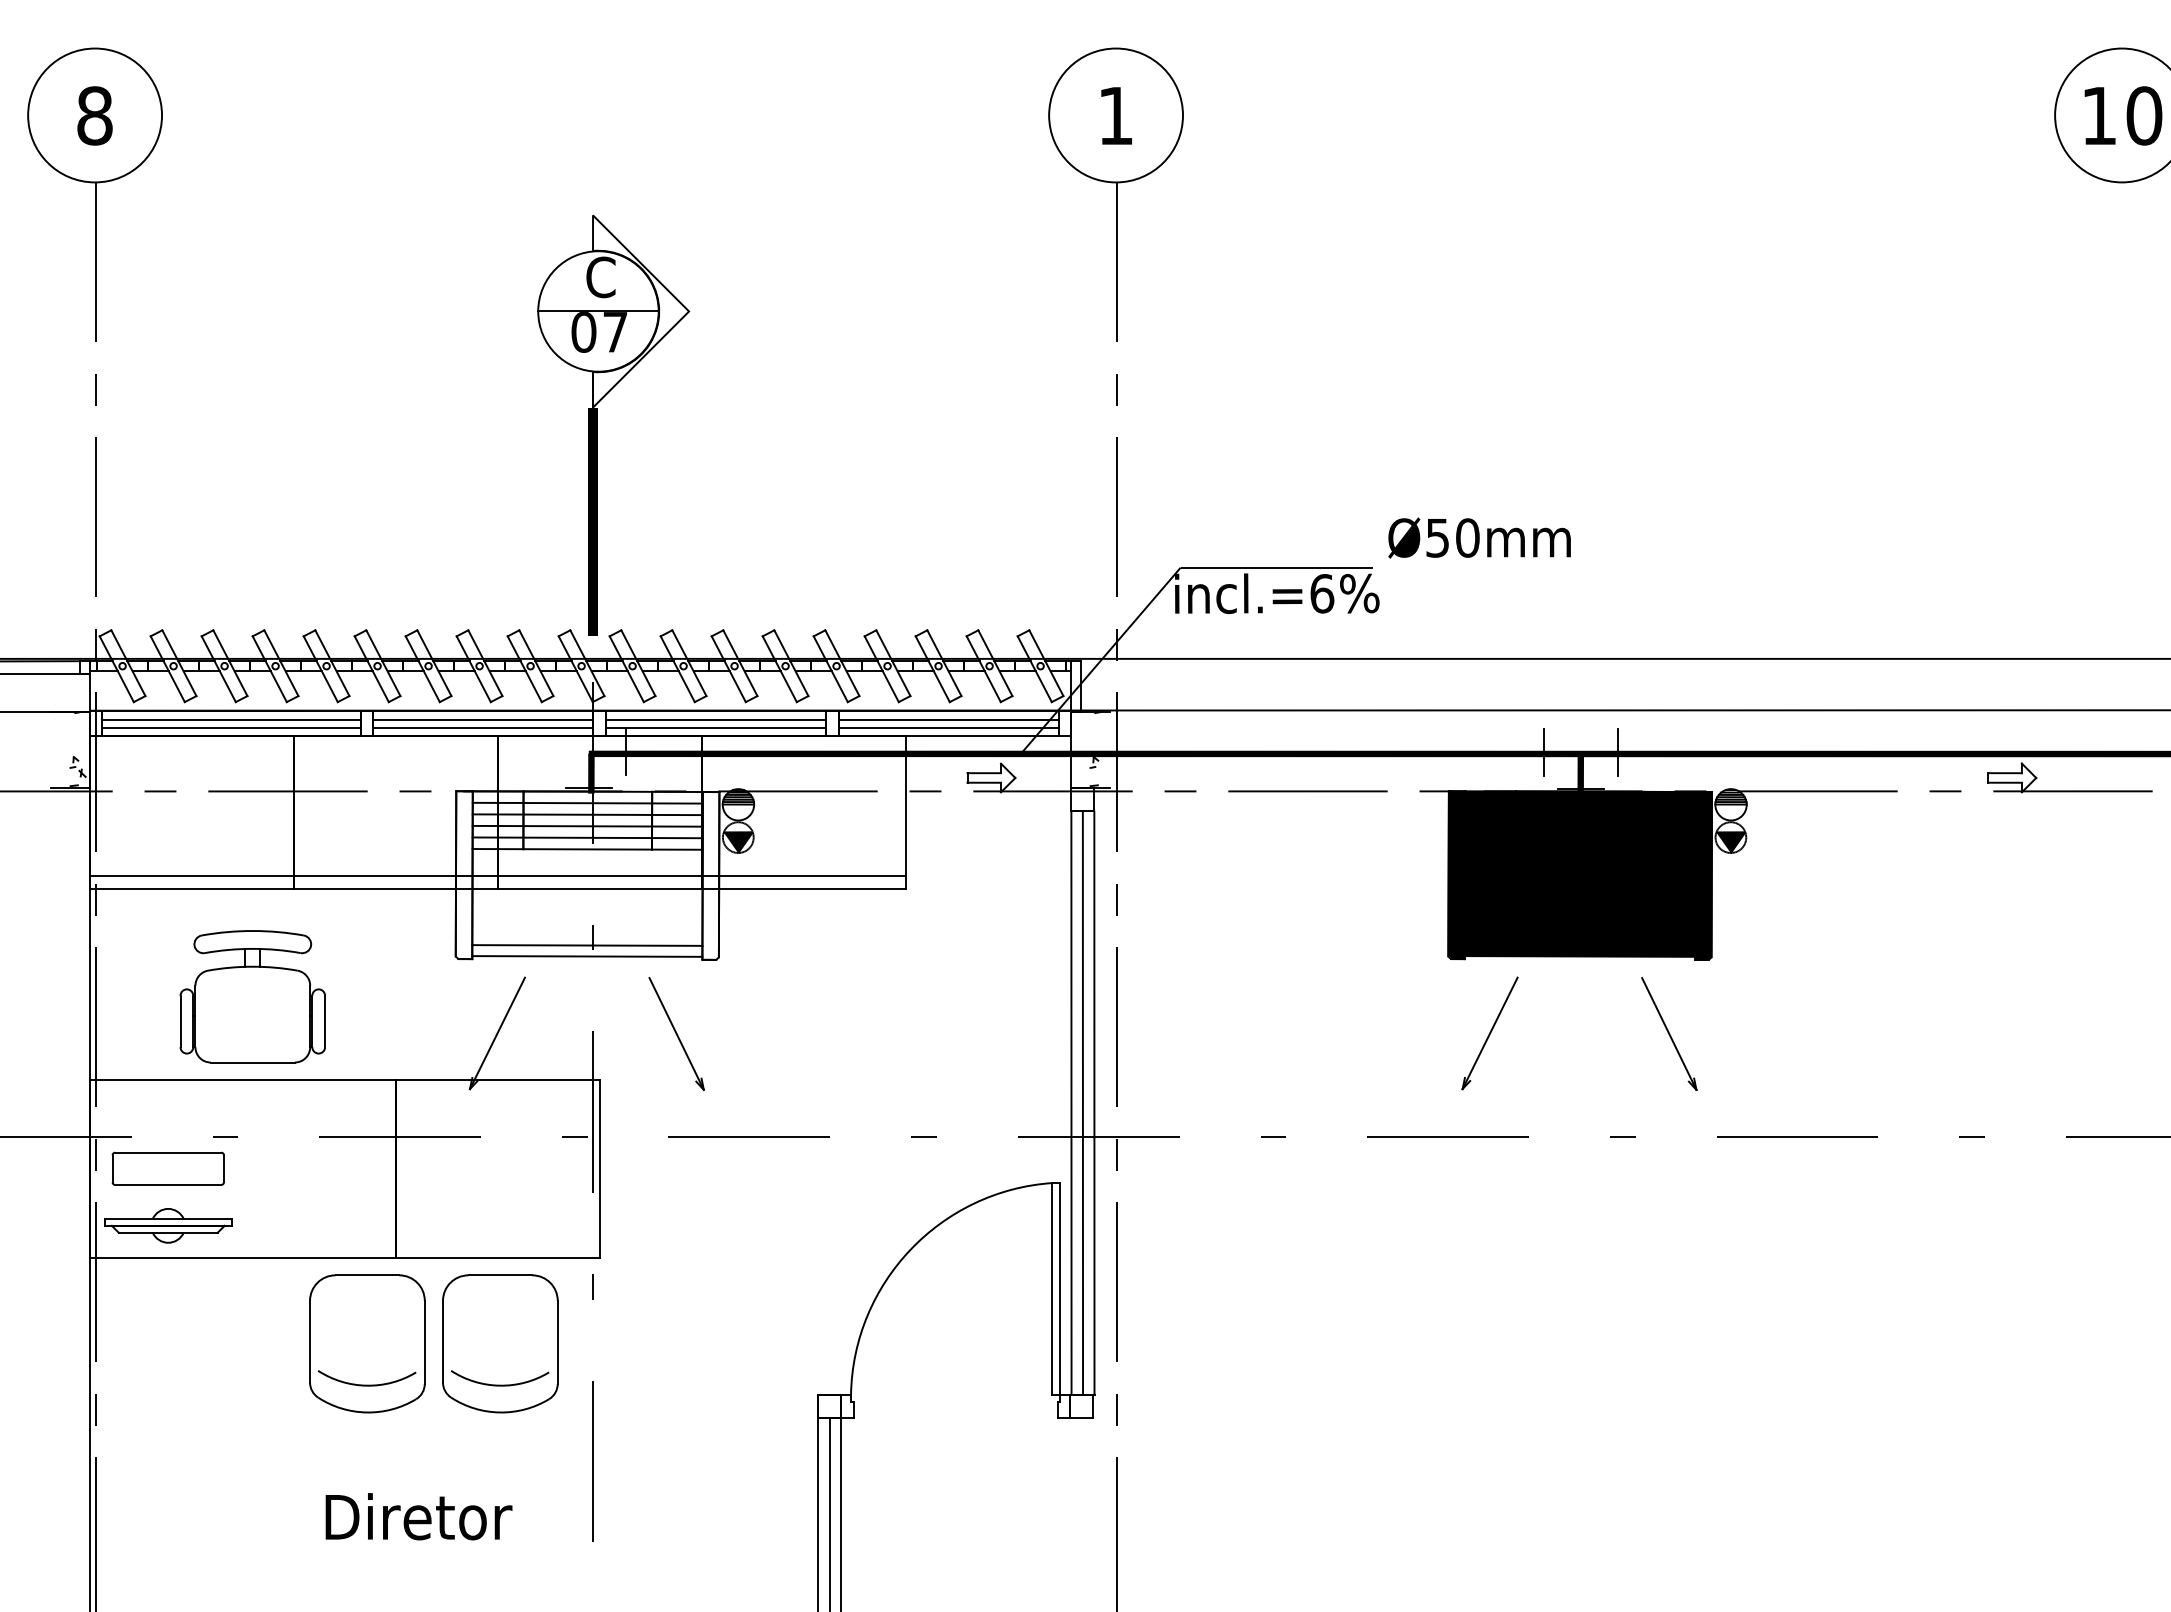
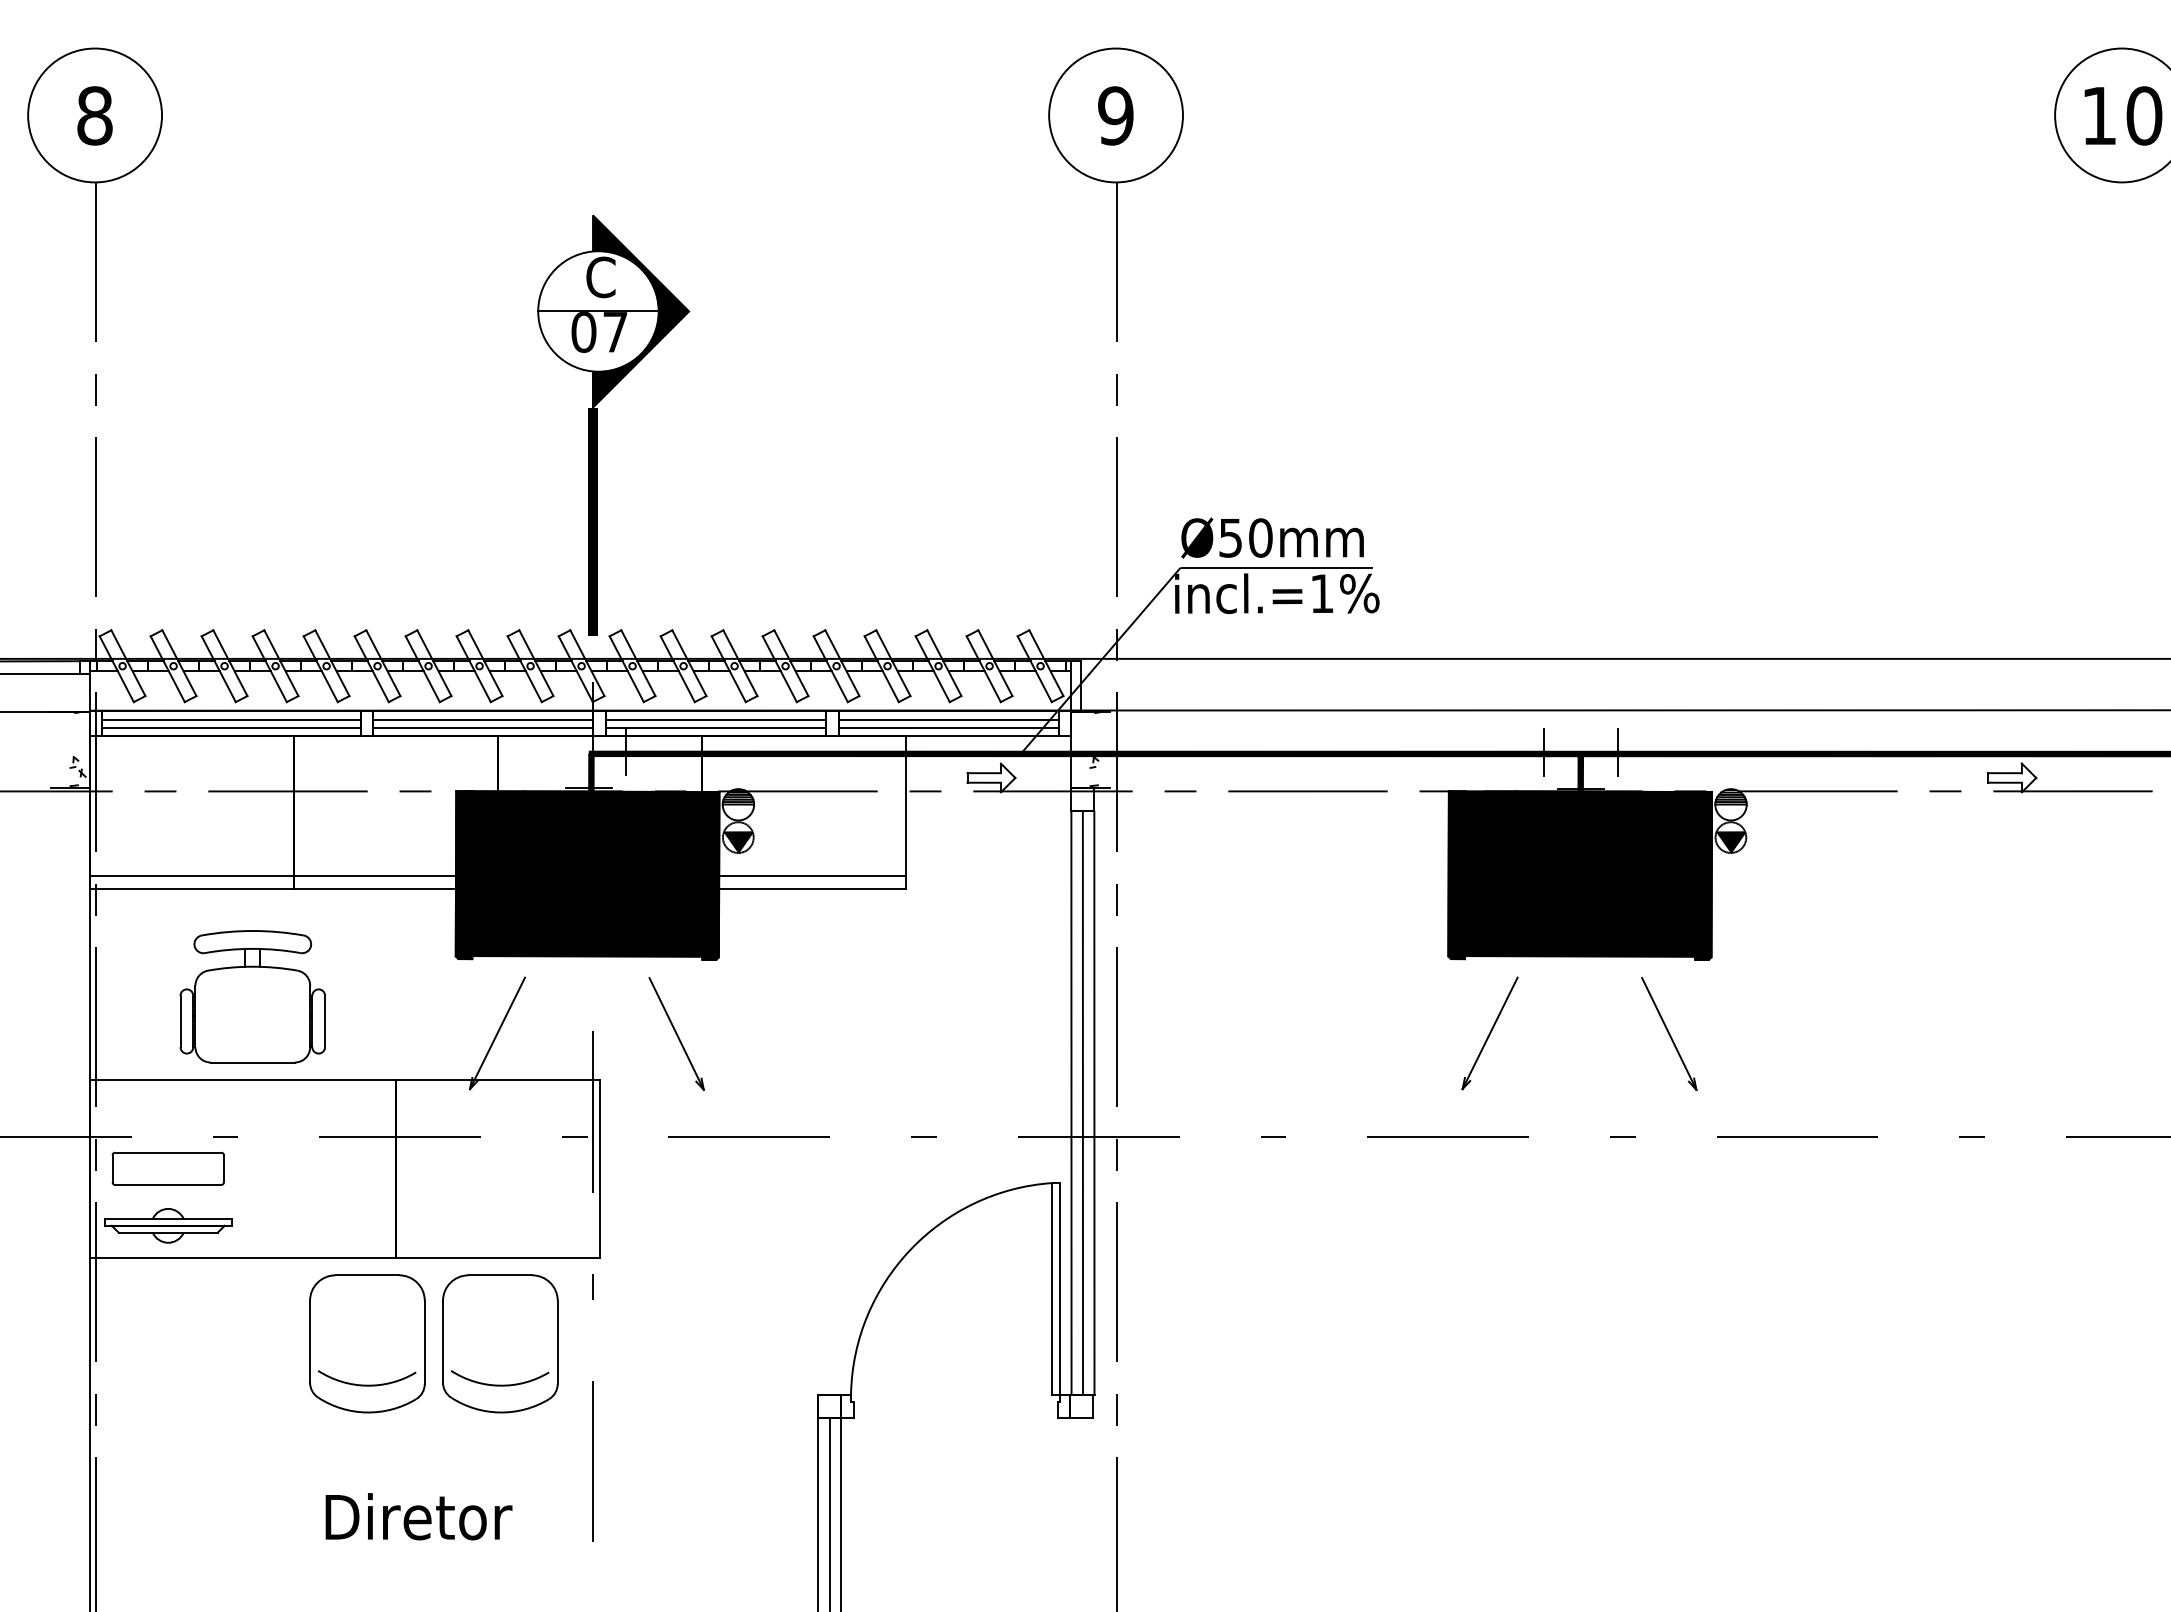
text: 1 -> 9 (1115, 115)
fill: none -> present (641, 311)
text position: (1479, 537) -> (1272, 537) (1272, 537)
text: incl.=6%%% -> incl.=1%%% (1322, 593)
fill: none -> present (587, 875)
